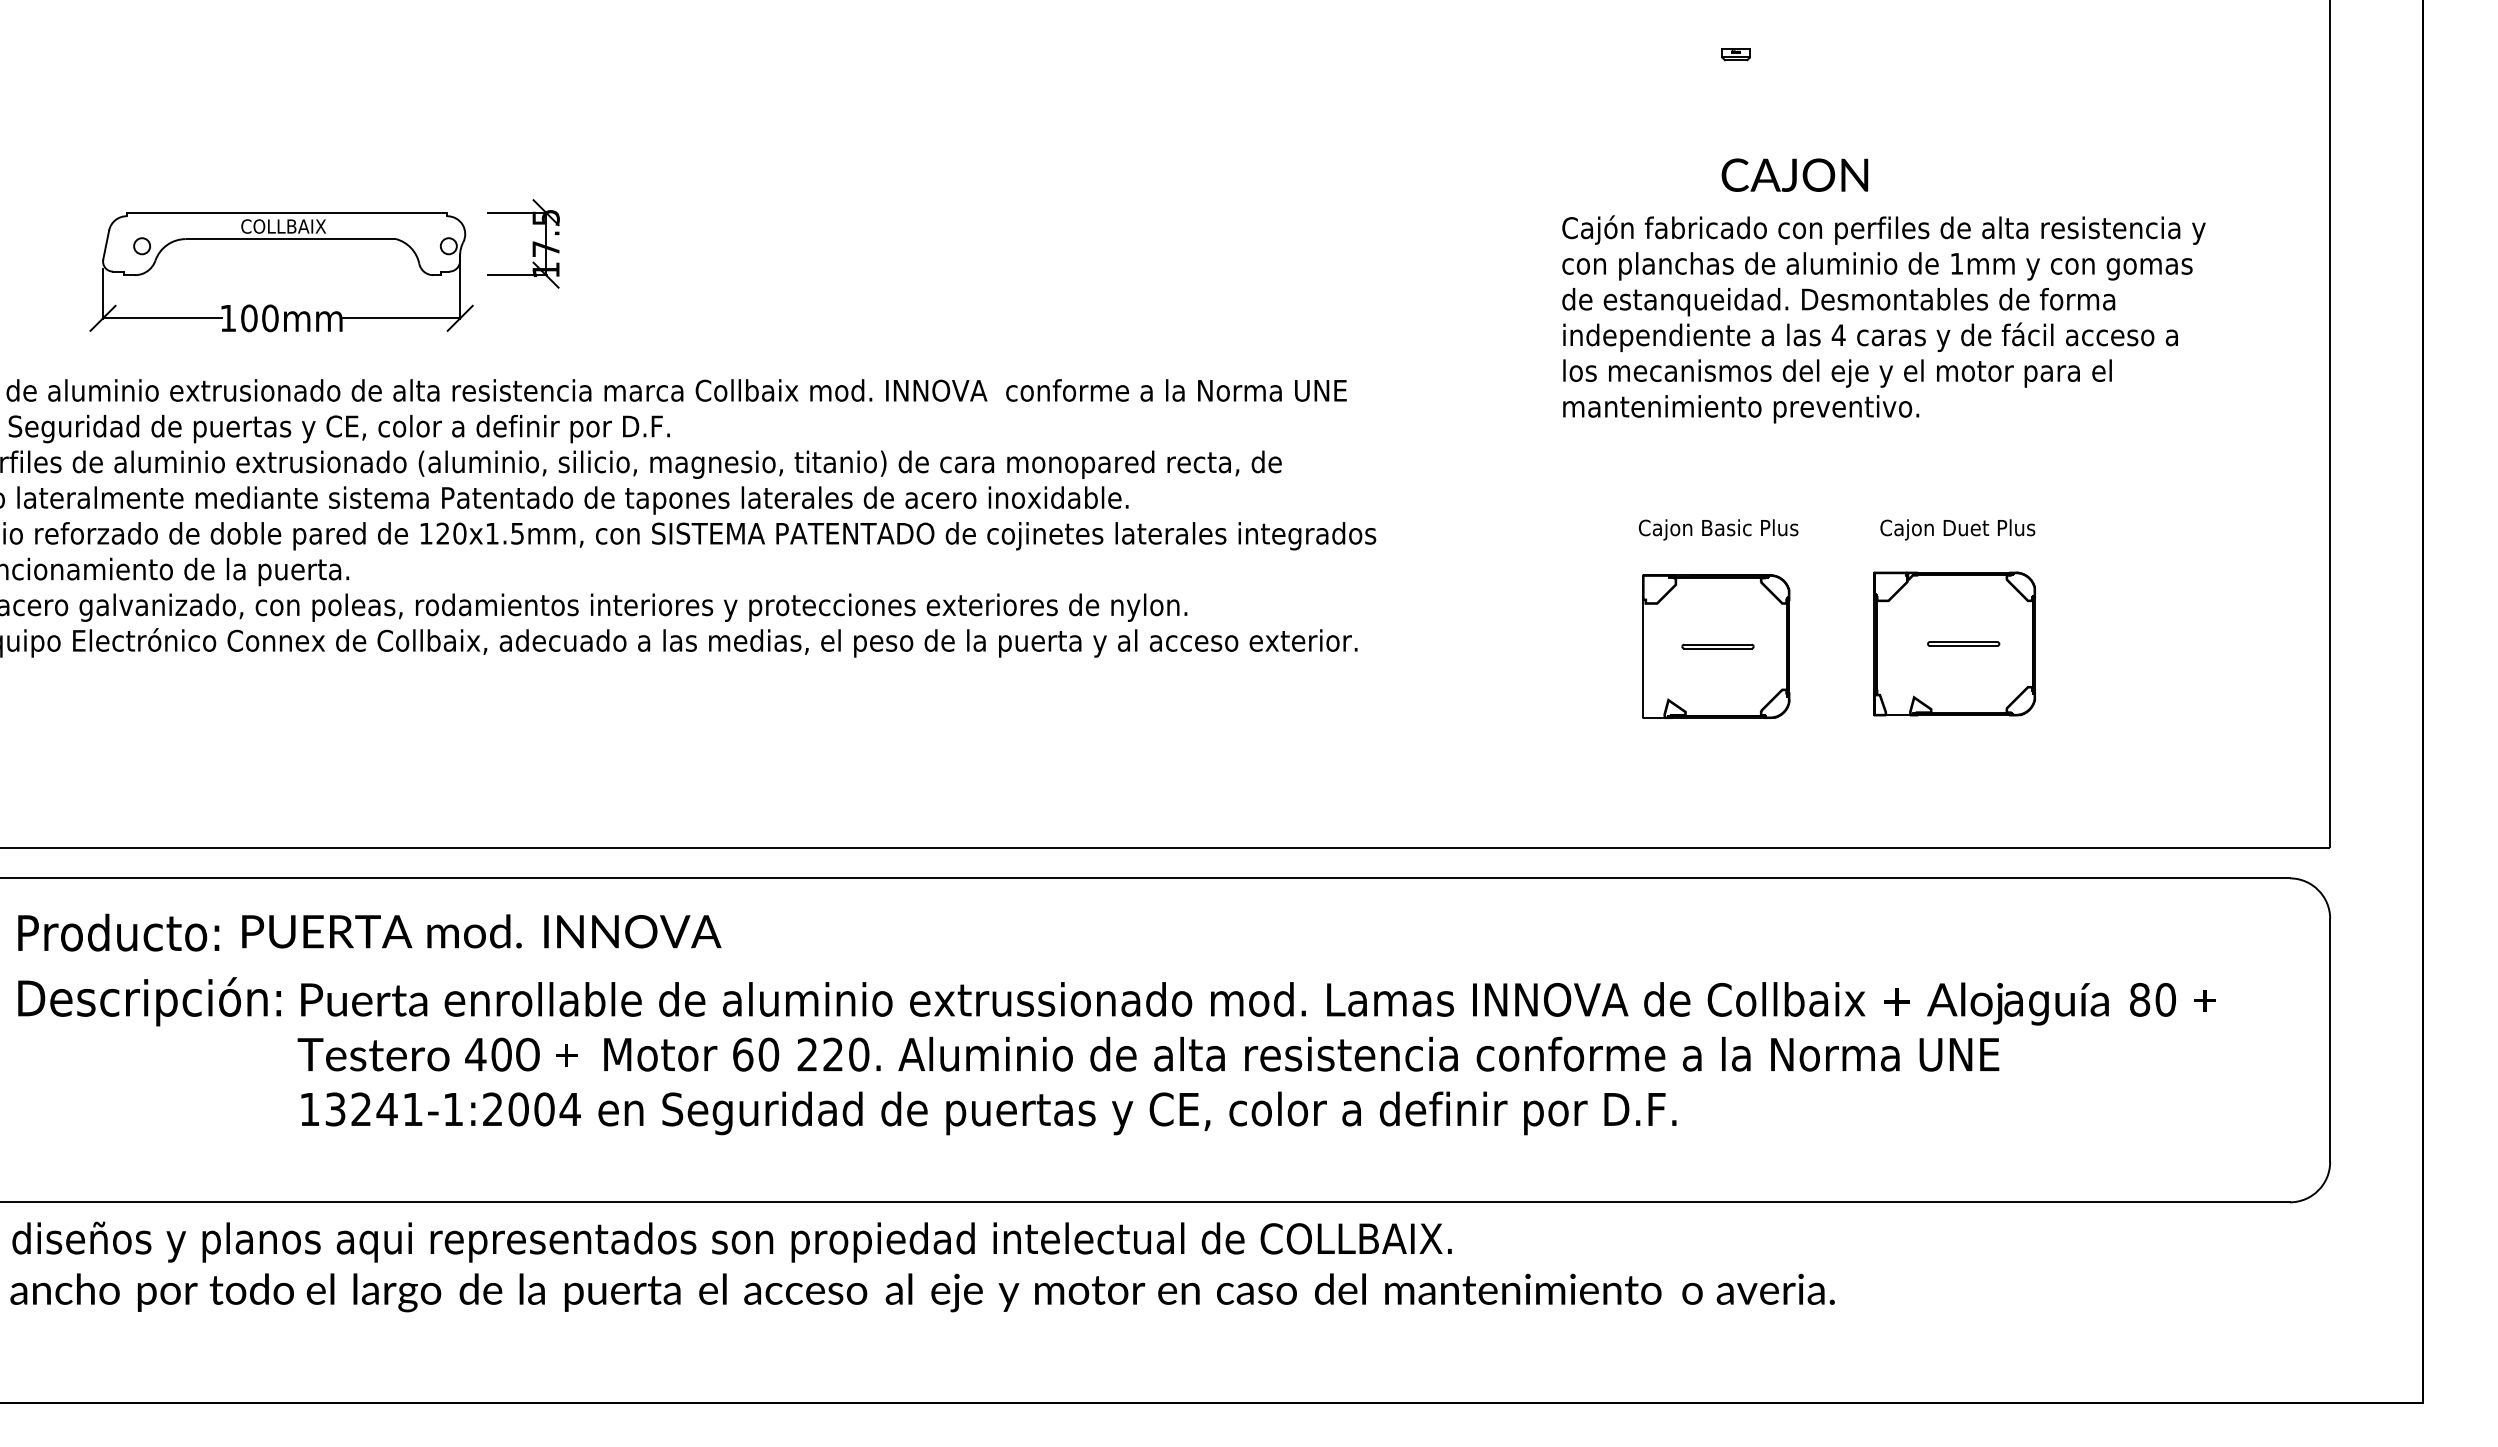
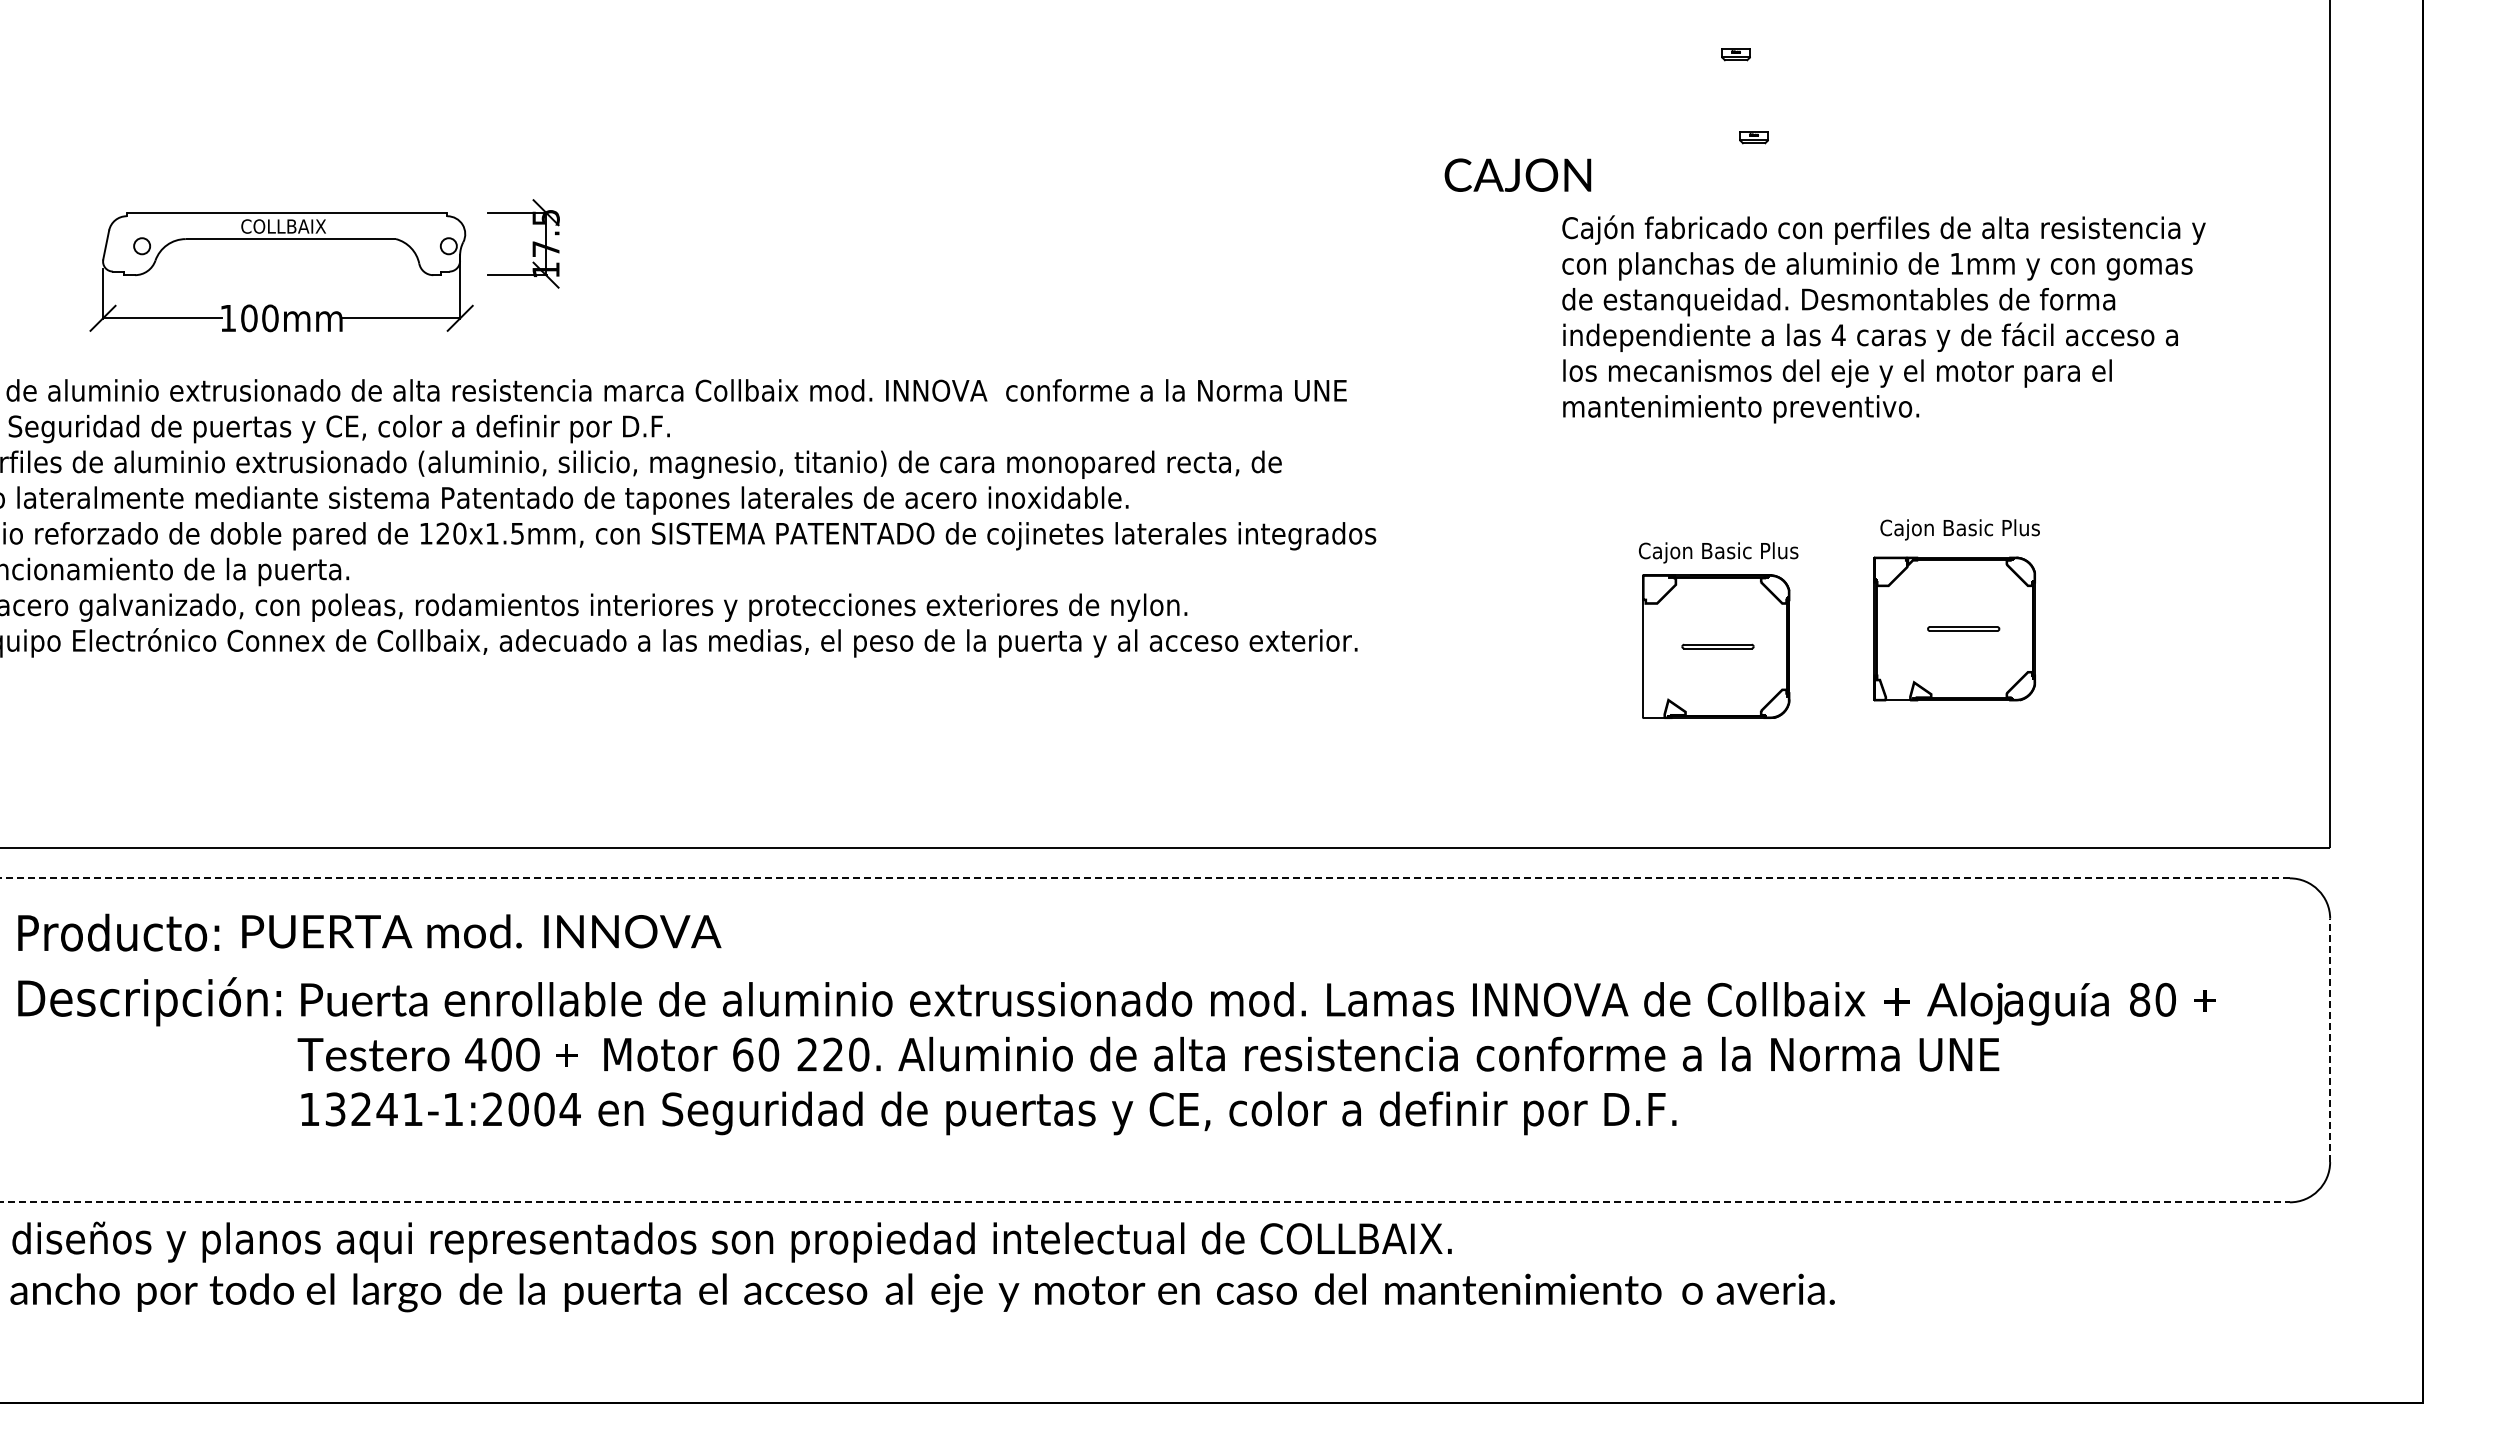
part: none -> present (1753, 137)
text position: (1794, 174) -> (1517, 174) (1517, 174)
text: Cajon Duet Plus -> Cajon Basic Plus (1992, 527)
text position: (1718, 529) -> (1718, 552) (1718, 552)
part position: (1954, 643) -> (1954, 628) (1954, 628)
line: solid -> dashed (1144, 878)
line: solid -> dashed (2330, 1040)
line: solid -> dashed (1144, 1202)
